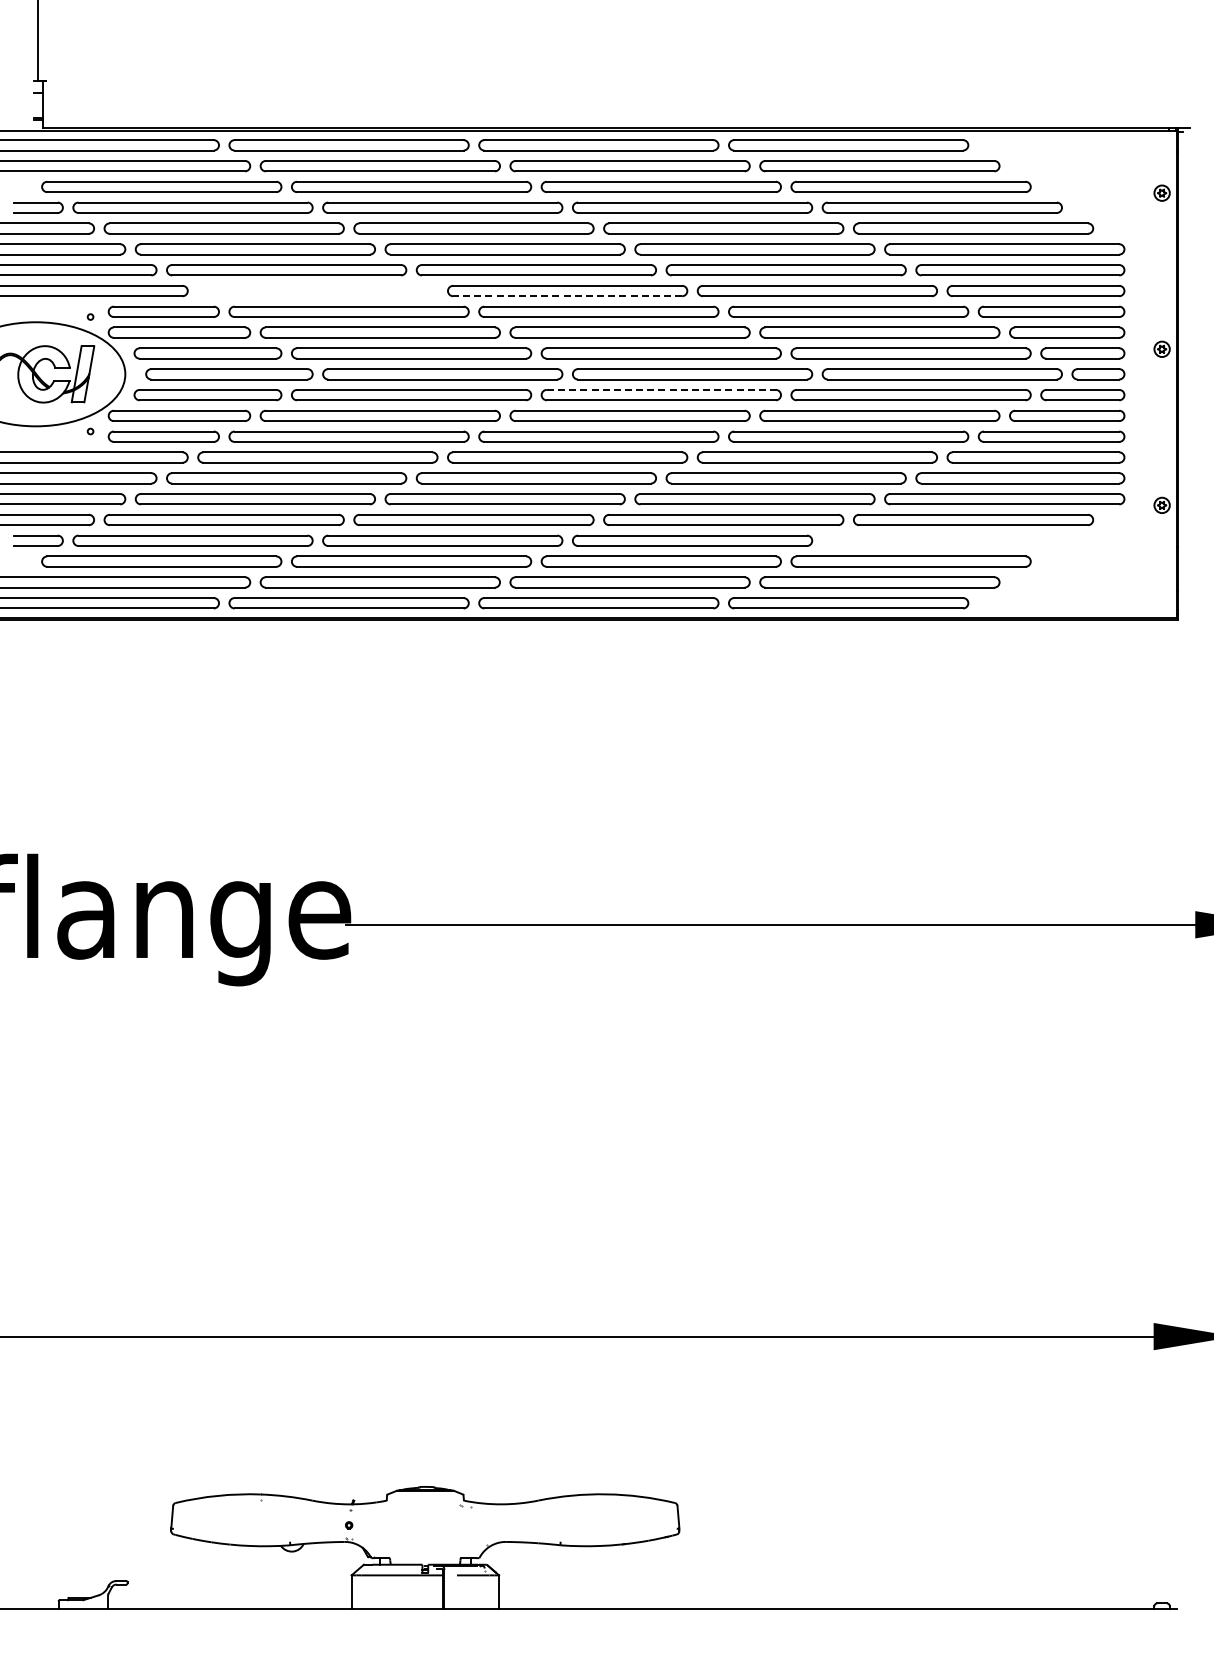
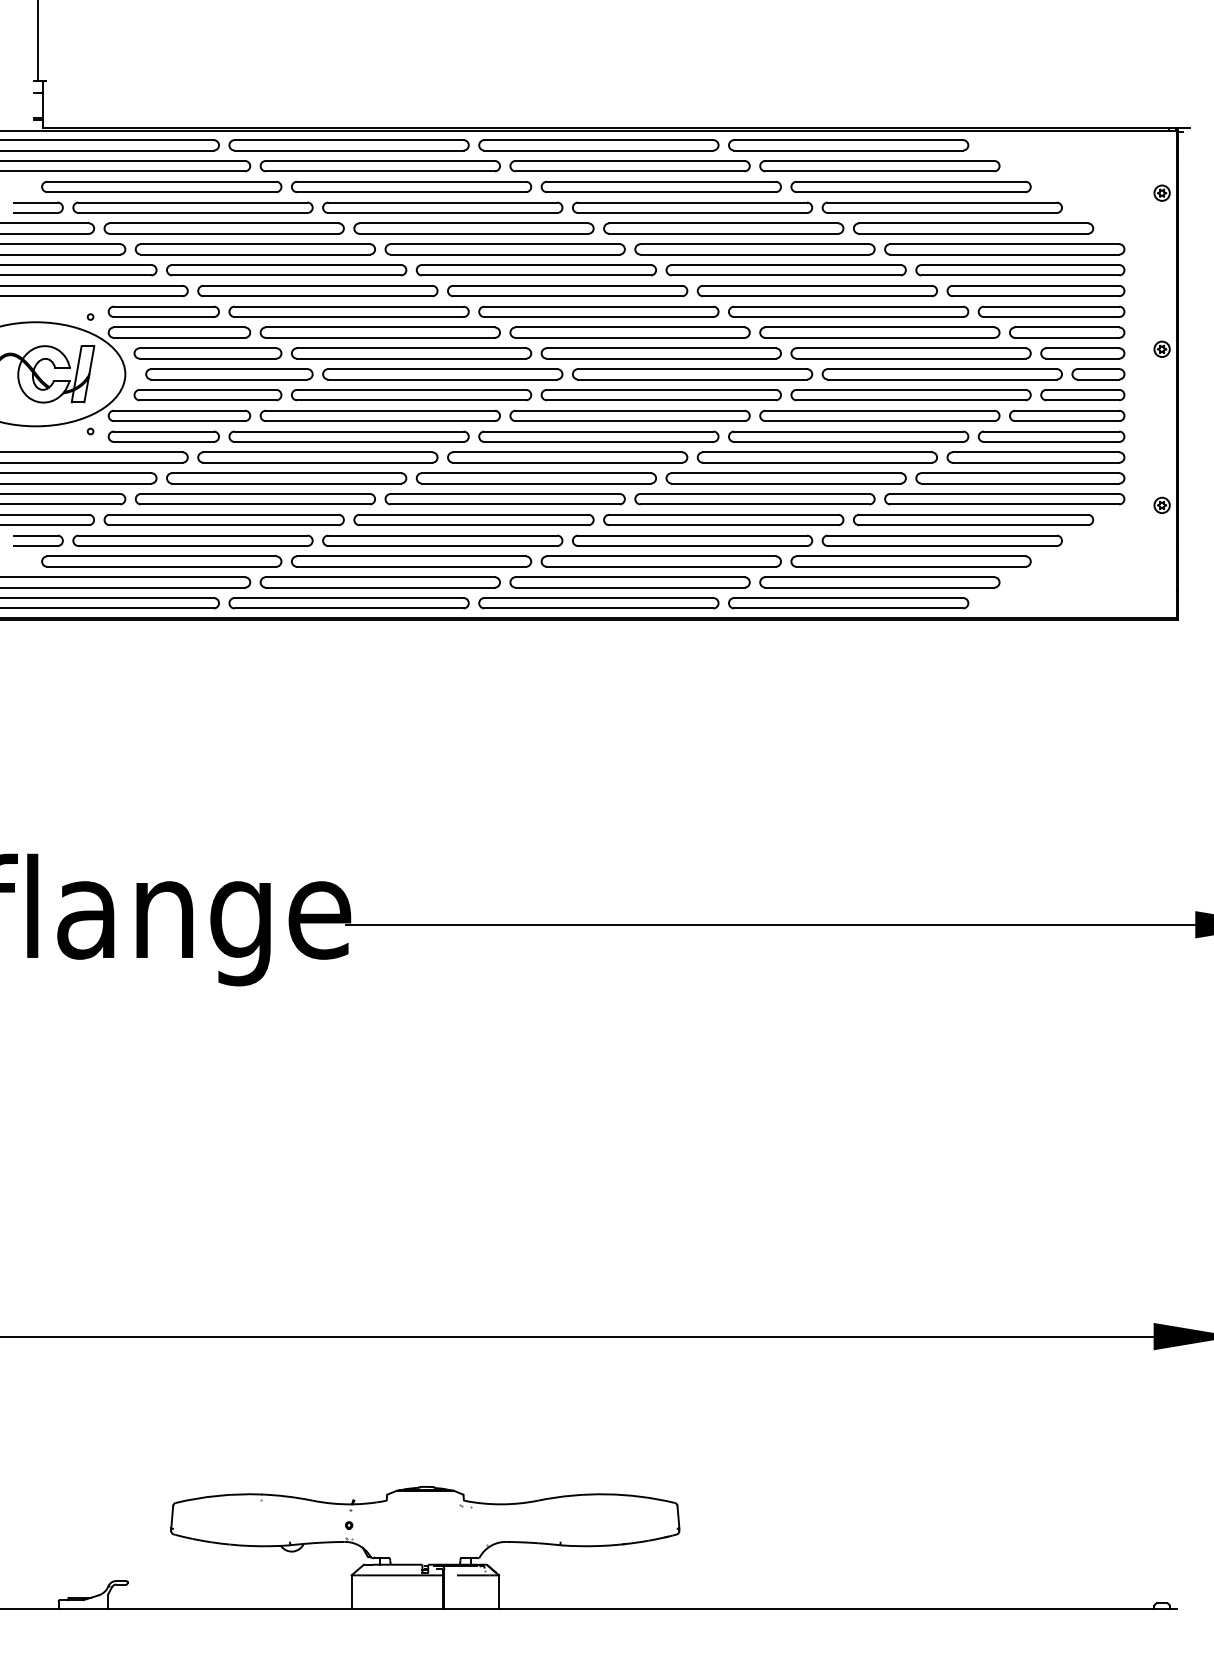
part: none -> present (317, 291)
line: dashed -> solid (567, 296)
line: dashed -> solid (661, 389)
part: none -> present (941, 540)
